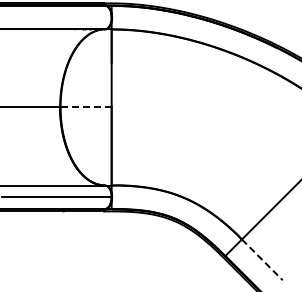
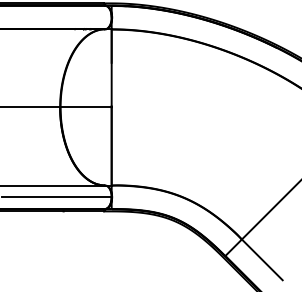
line: dashed -> solid (86, 107)
line: dashed -> solid (262, 259)
